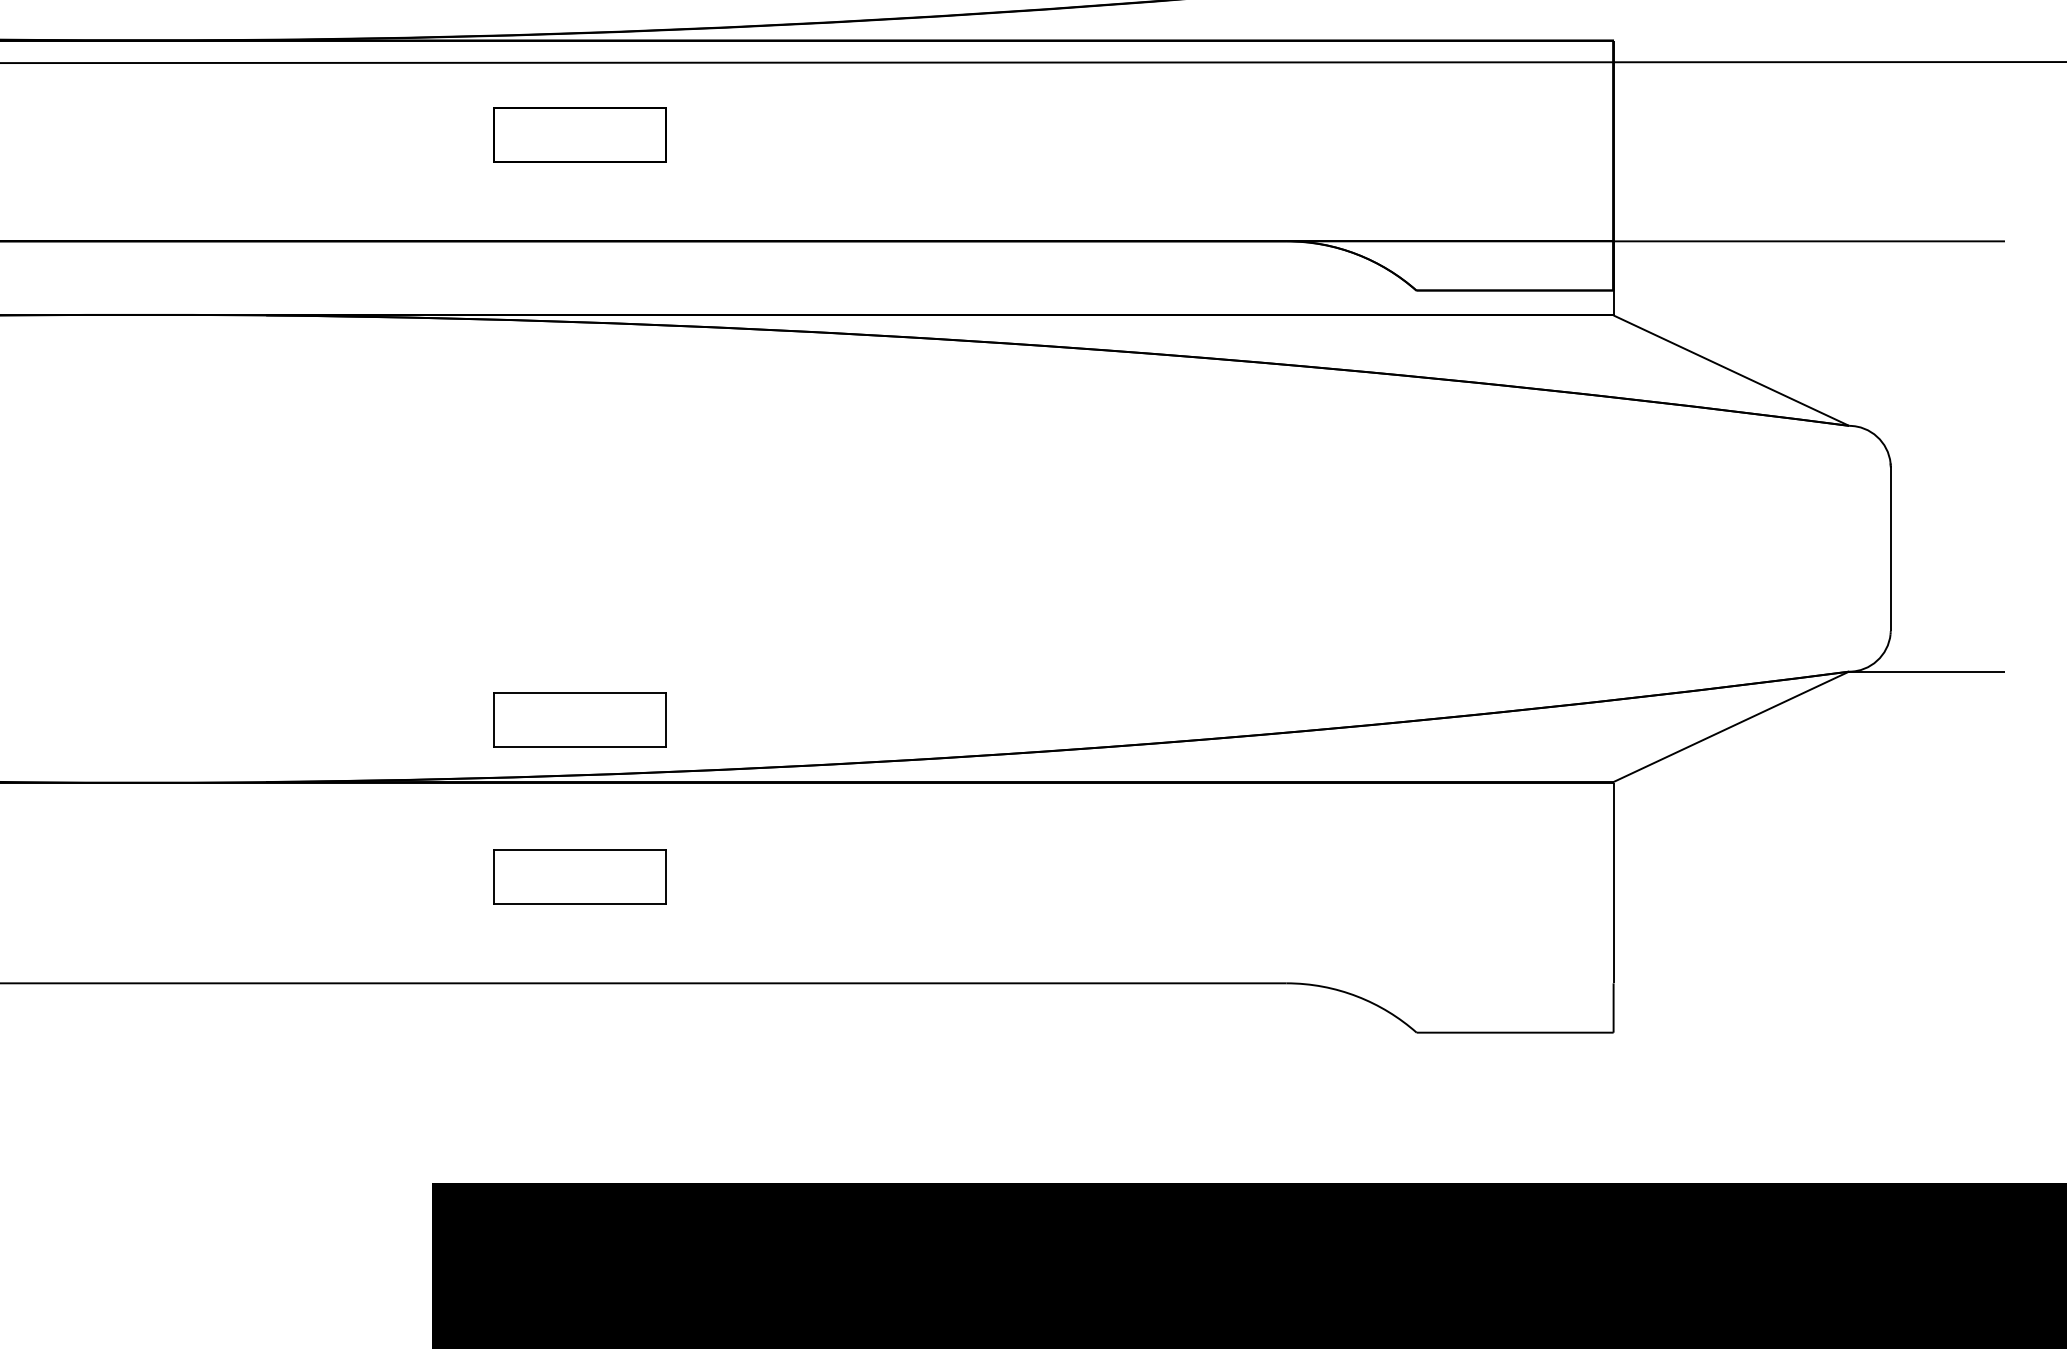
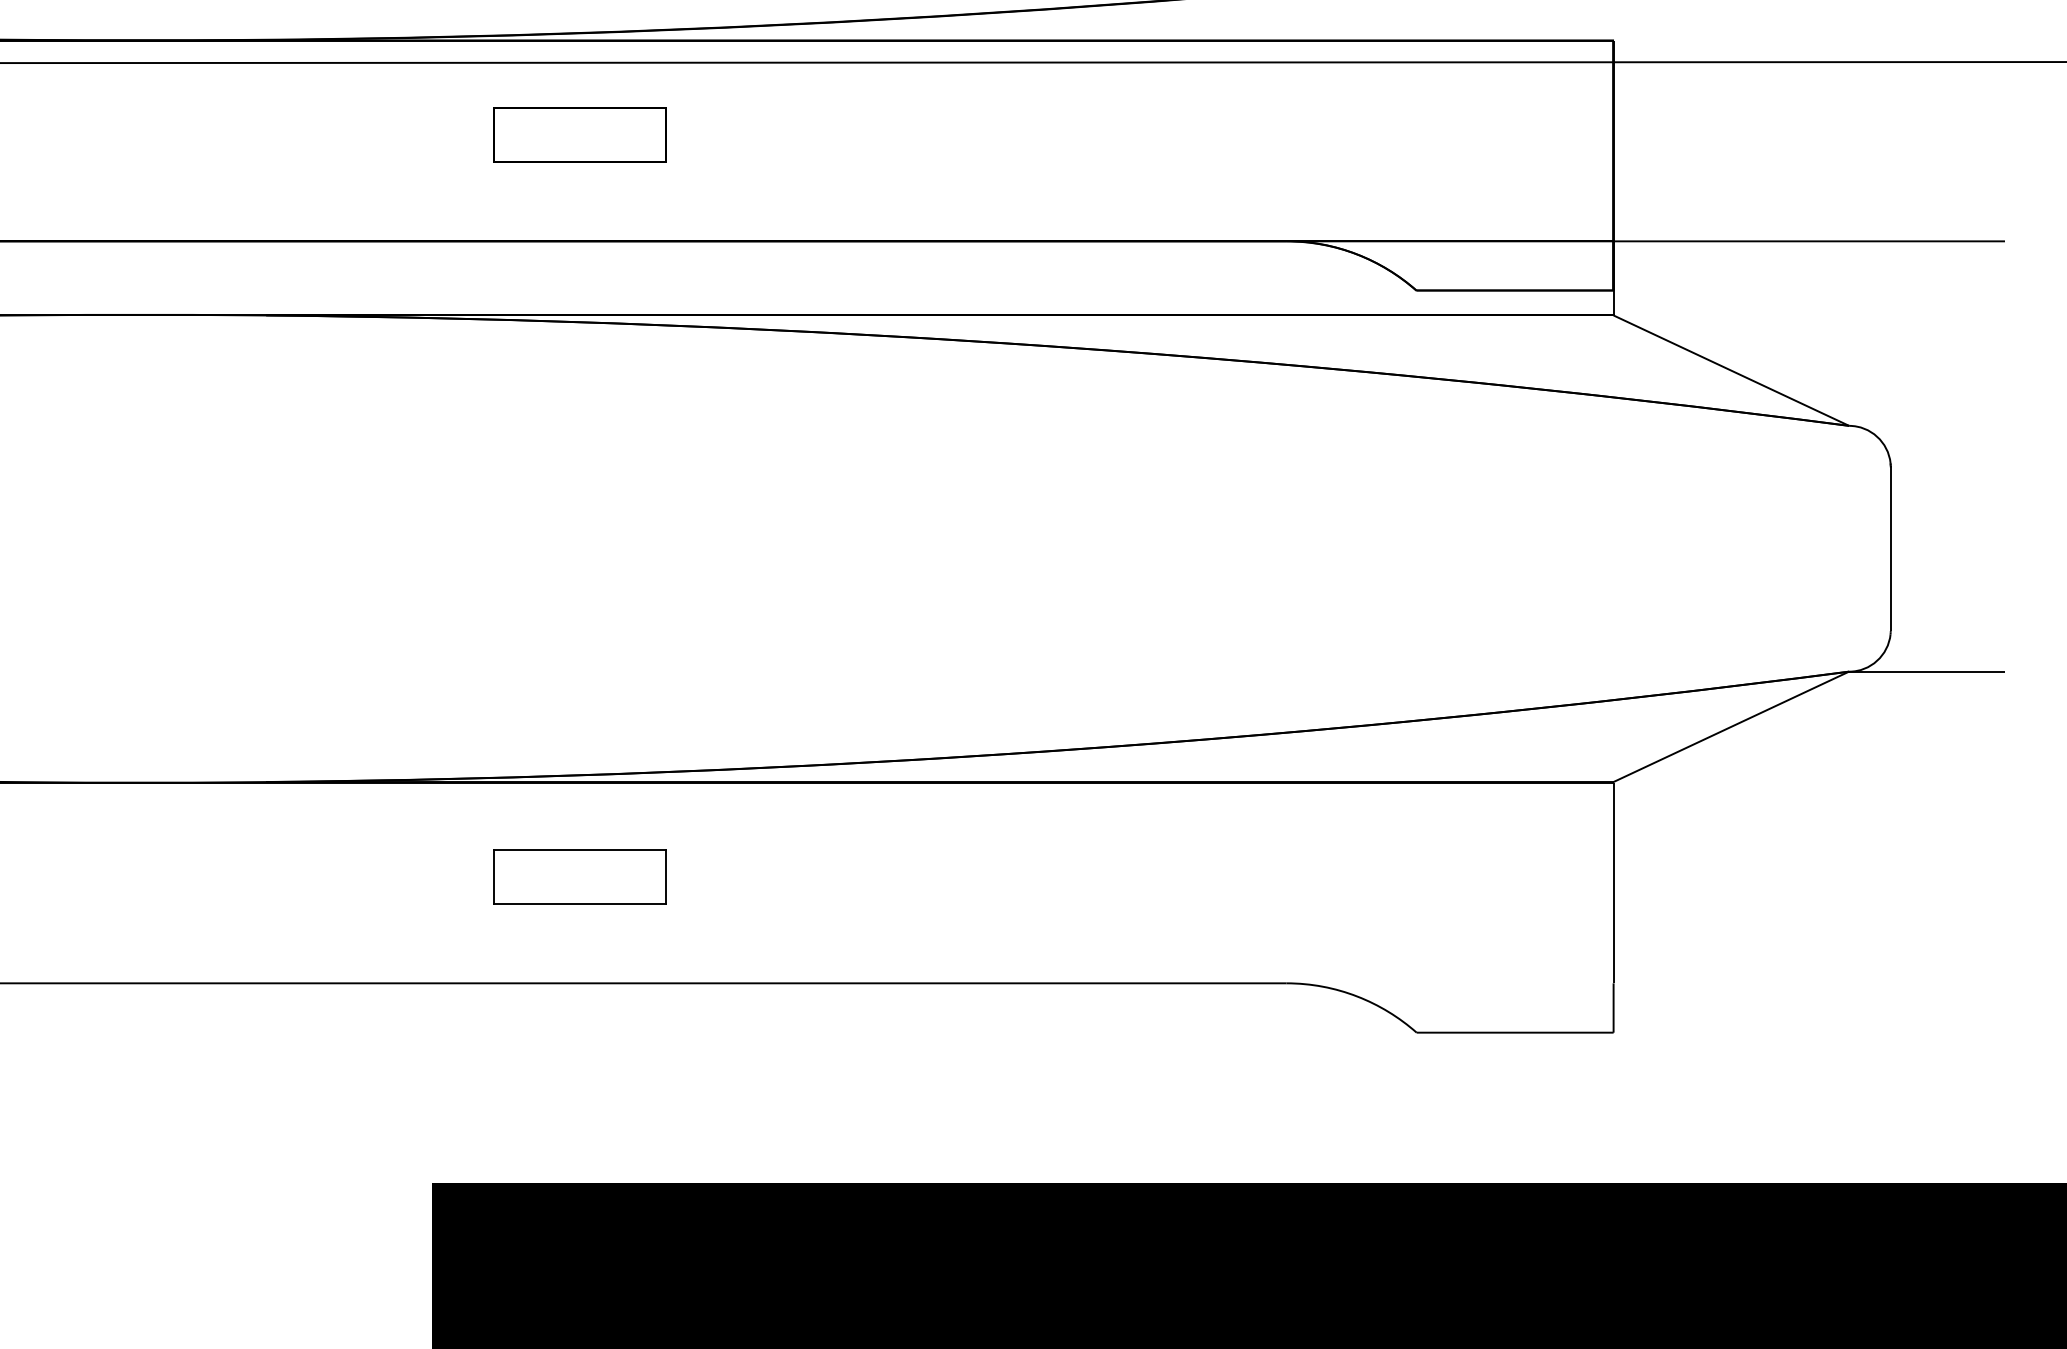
part: present -> none (579, 719)
